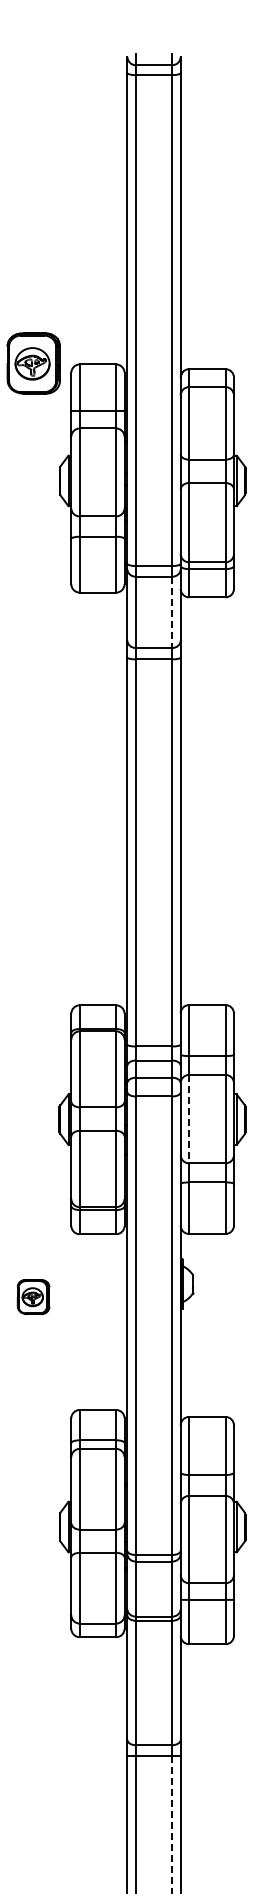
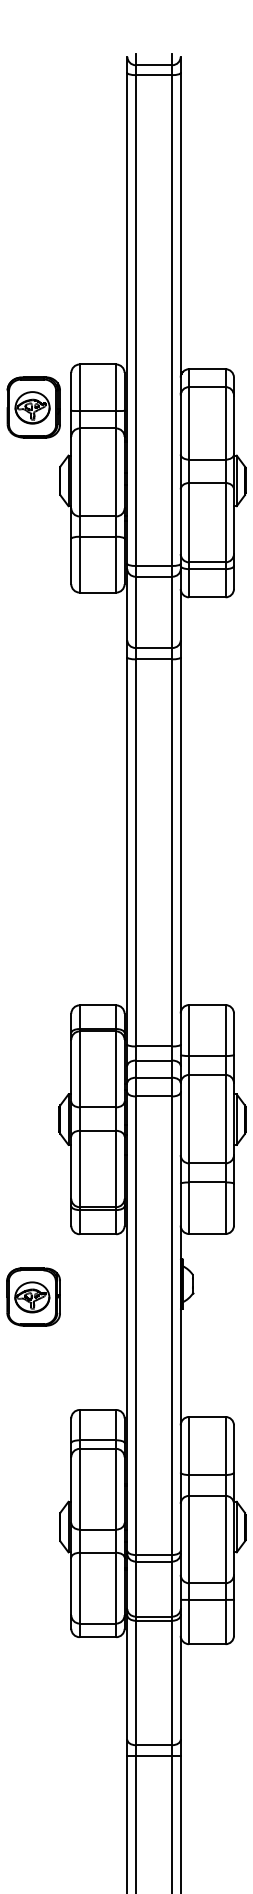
part position: (33, 363) -> (33, 407) (33, 407)
line: dashed -> solid (172, 612)
line: dashed -> solid (189, 1119)
part size: 35x37 px -> 55x60 px (33, 1296)
line: dashed -> solid (172, 1824)
